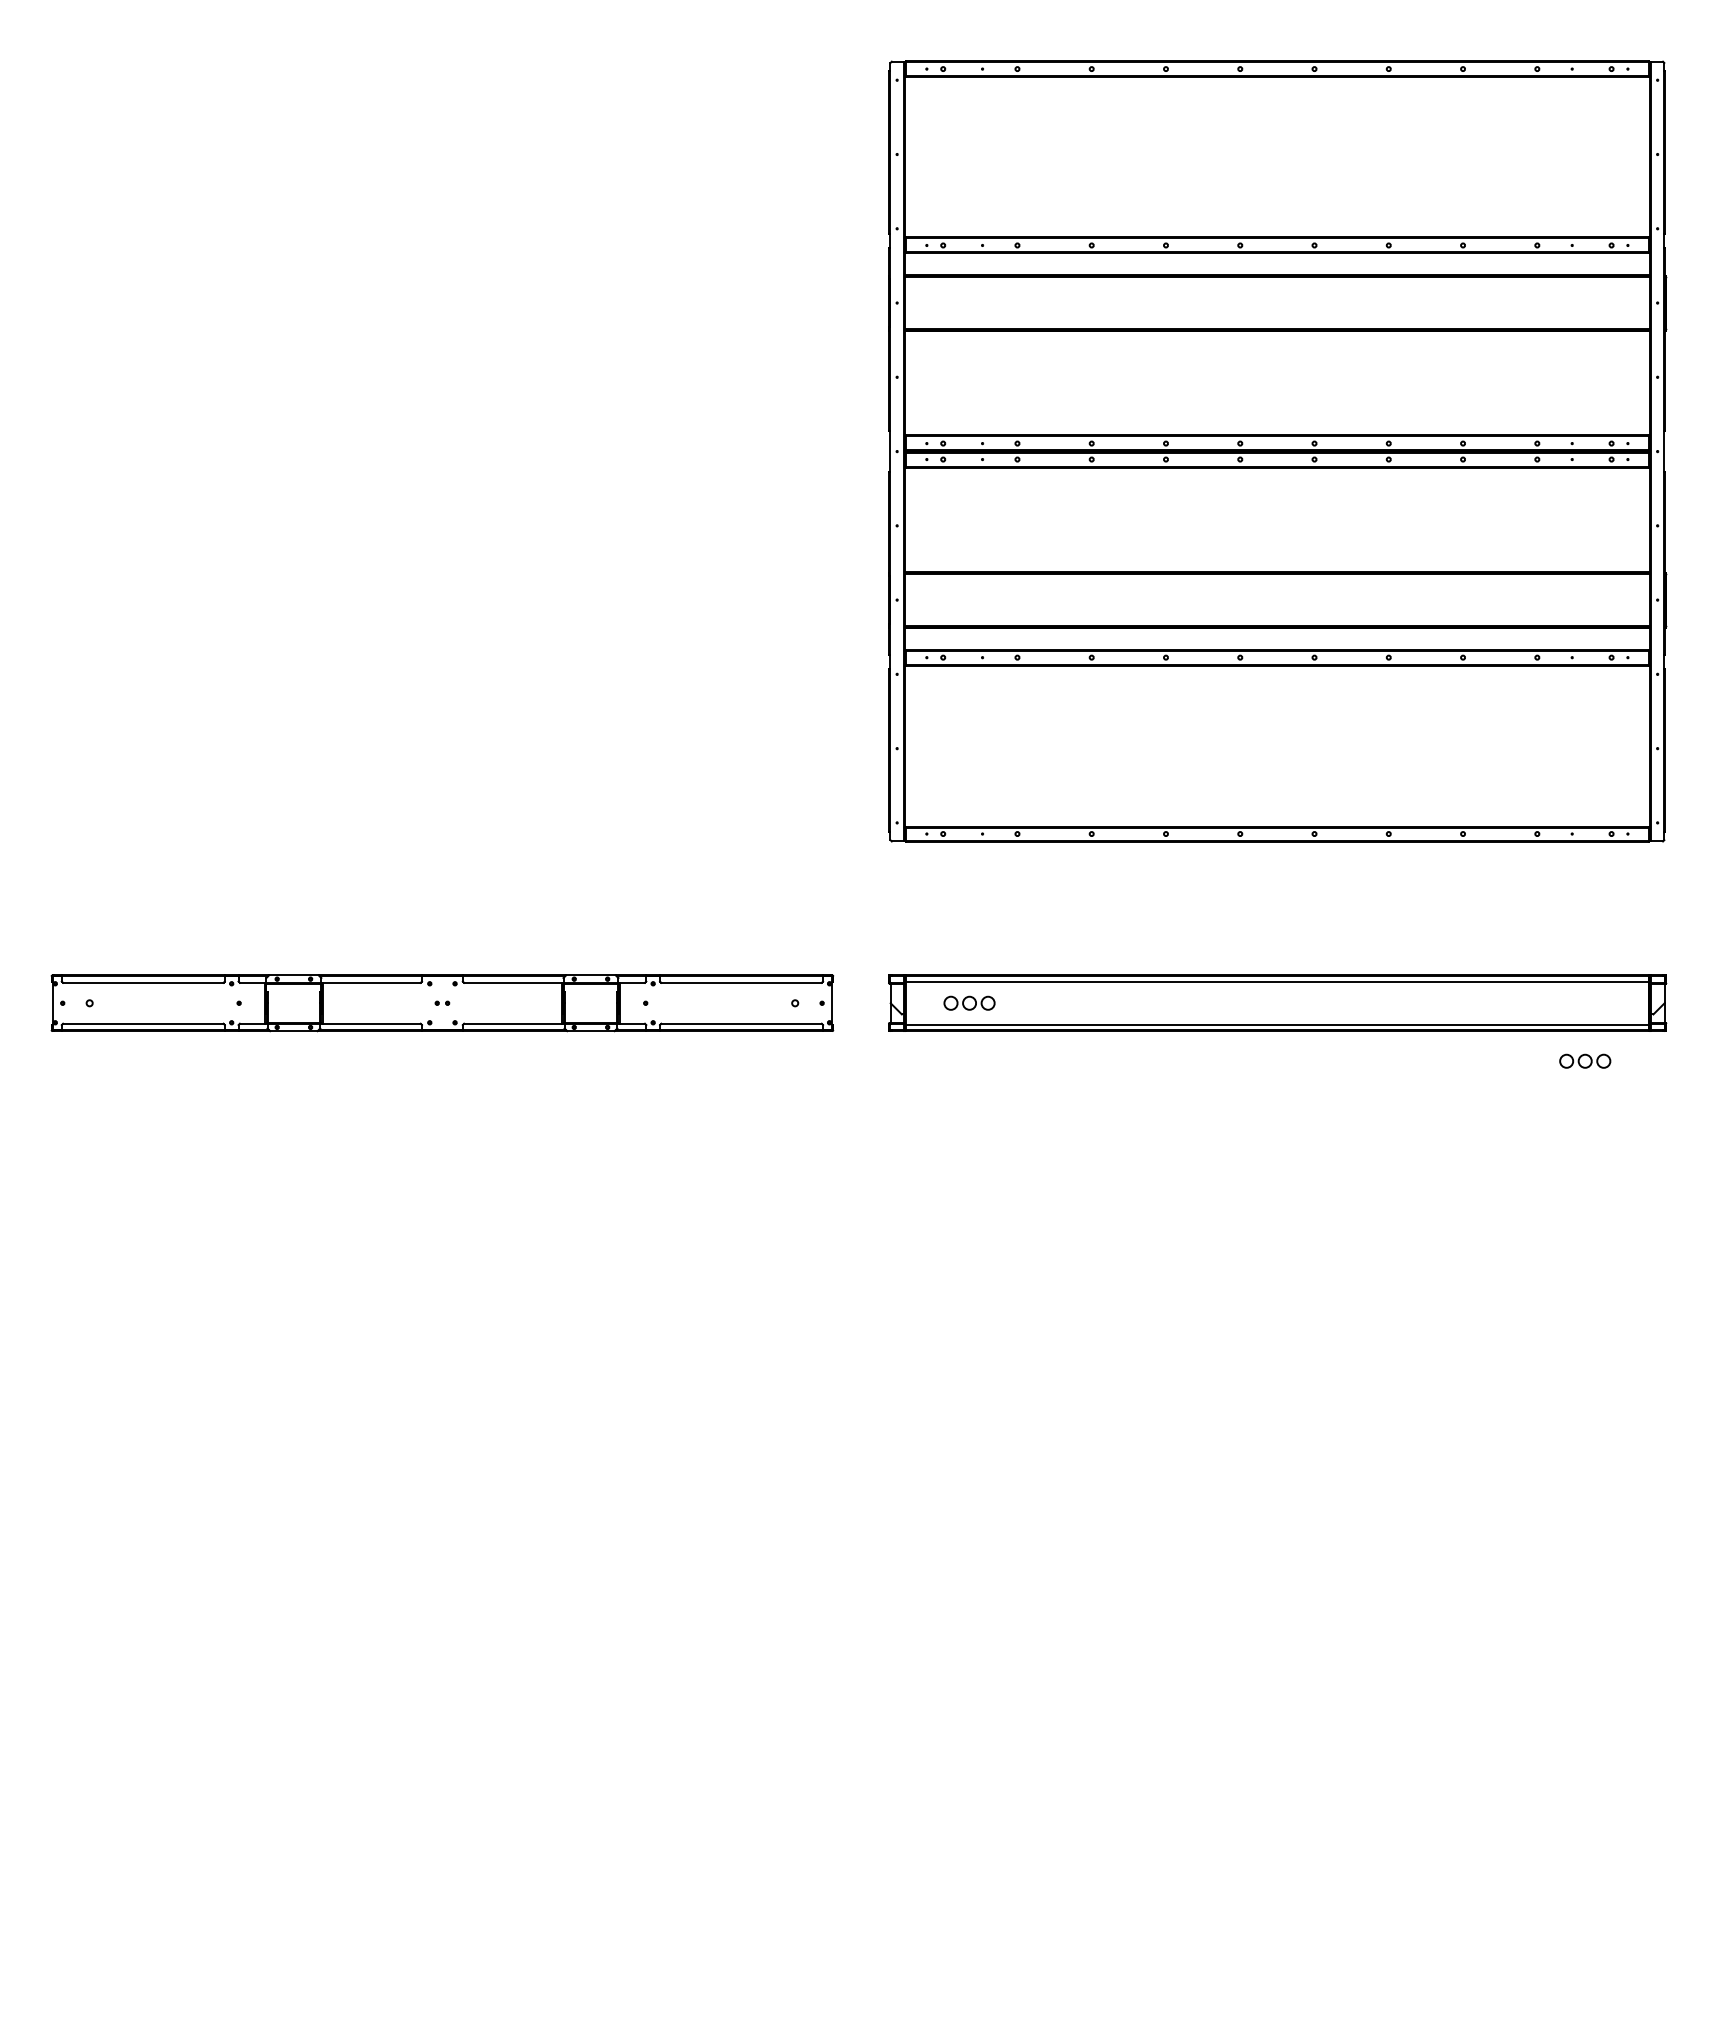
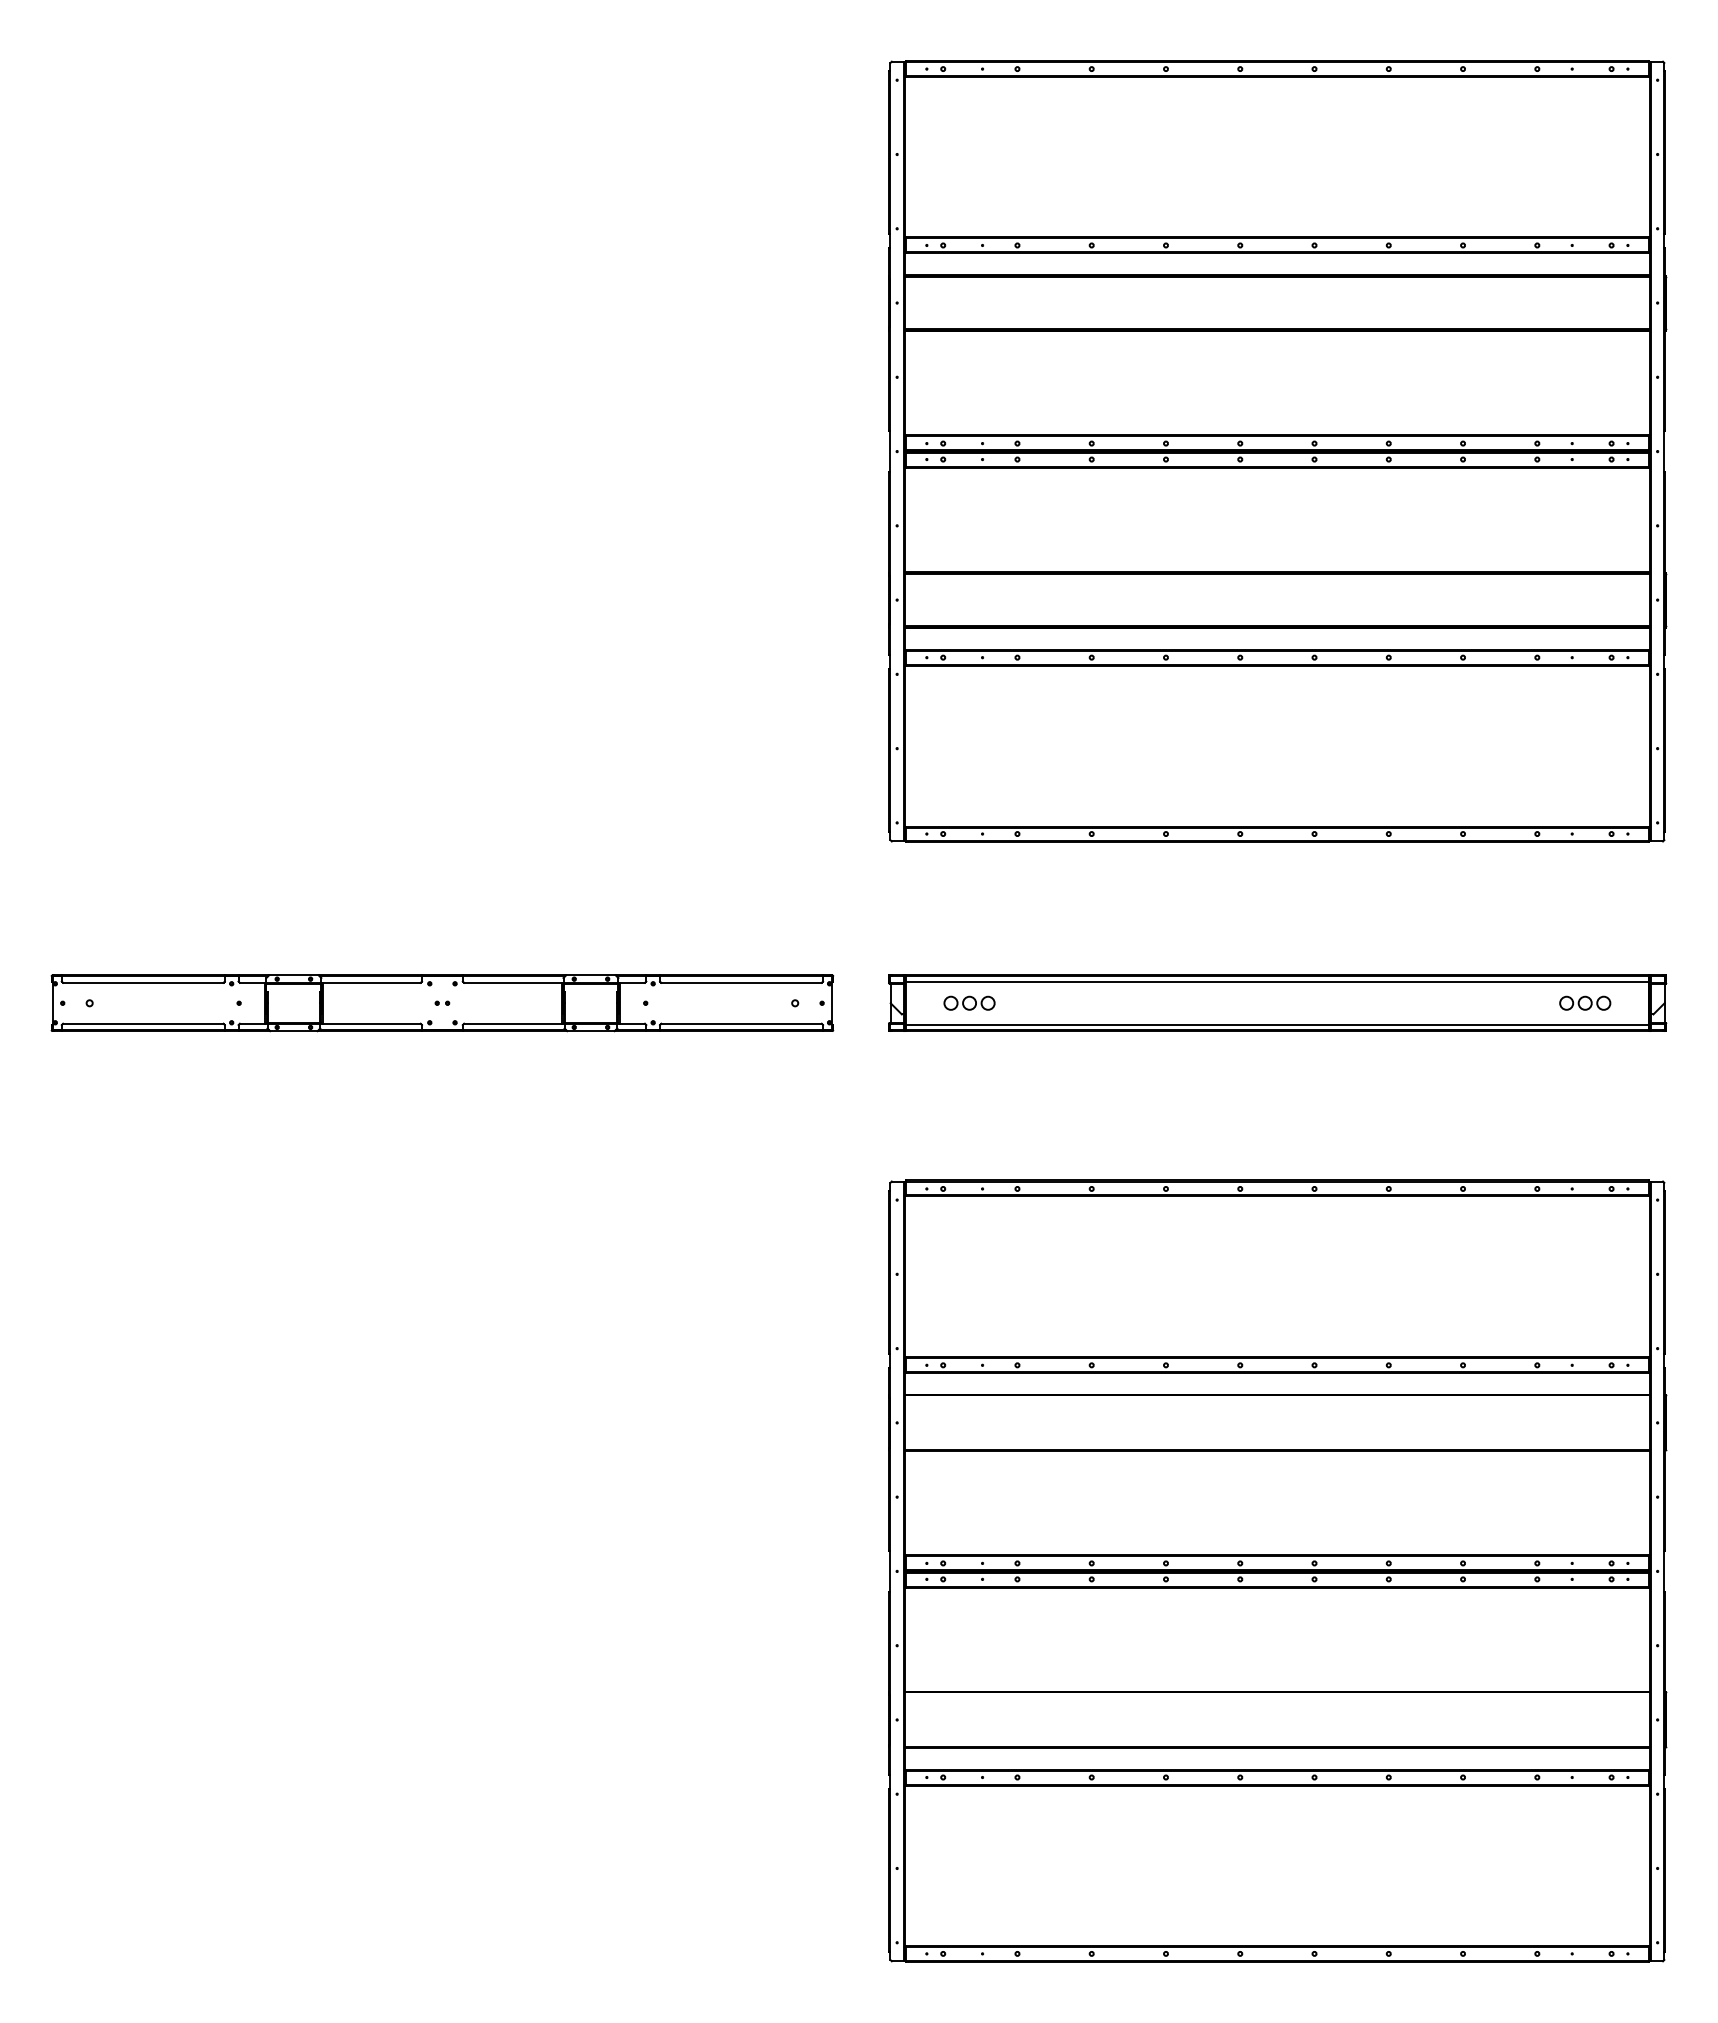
part position: (1585, 1060) -> (1585, 1002) (1585, 1002)
part: none -> present (1277, 1570)
